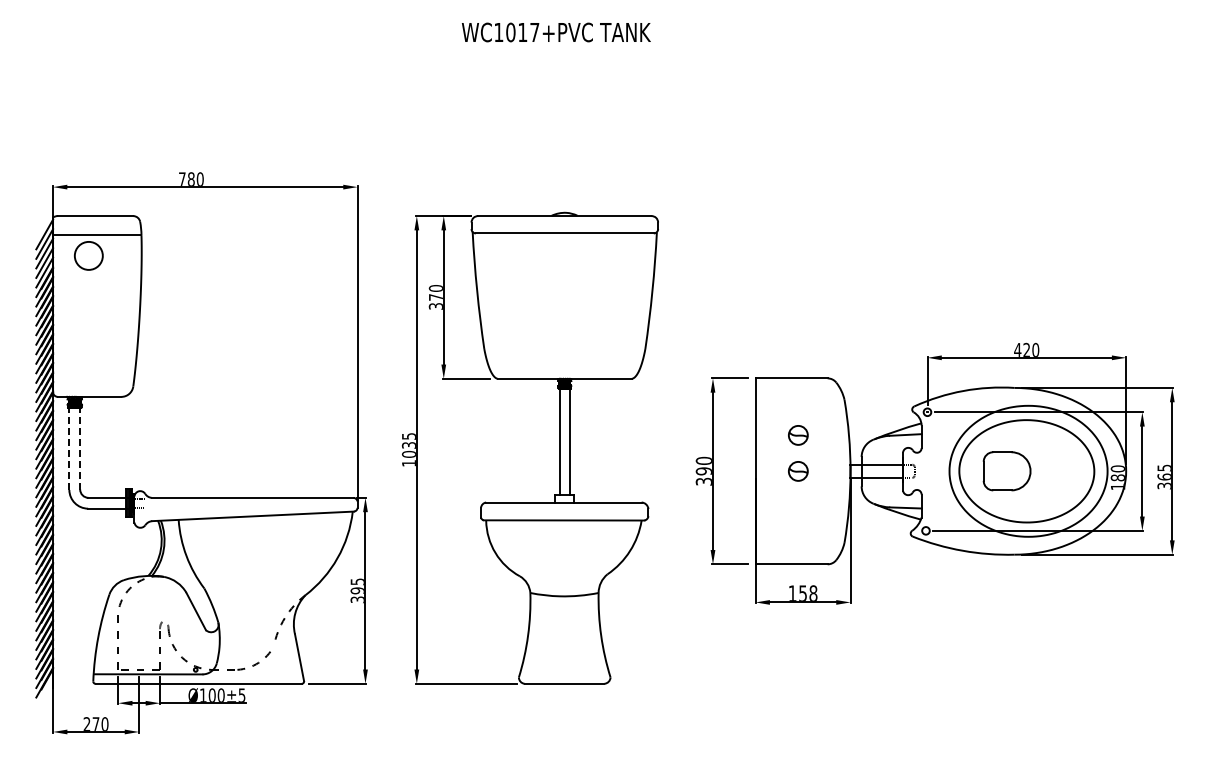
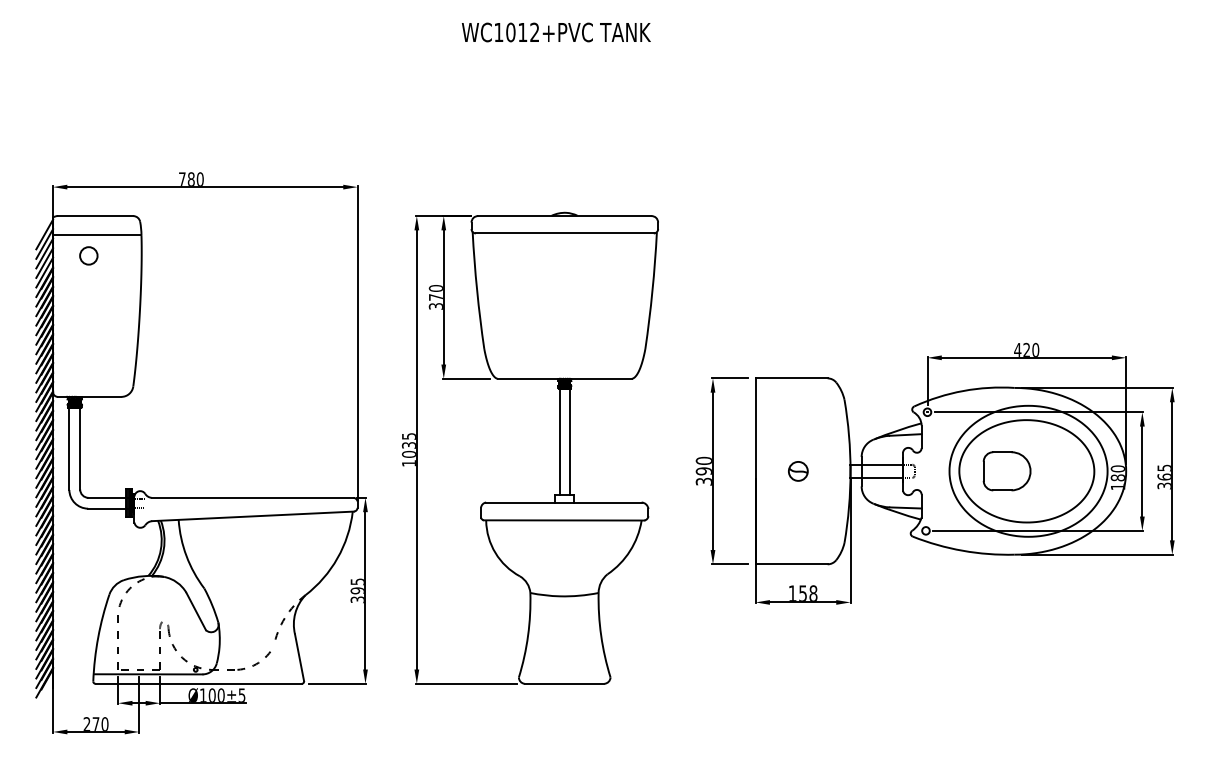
text: WC1017+PVC -> WC1012+PVC (534, 31)
circle diameter: 28 px -> 18 px (88, 255)
part: present -> none (798, 435)
line: dashed -> solid (80, 448)
line: dashed -> solid (69, 449)
